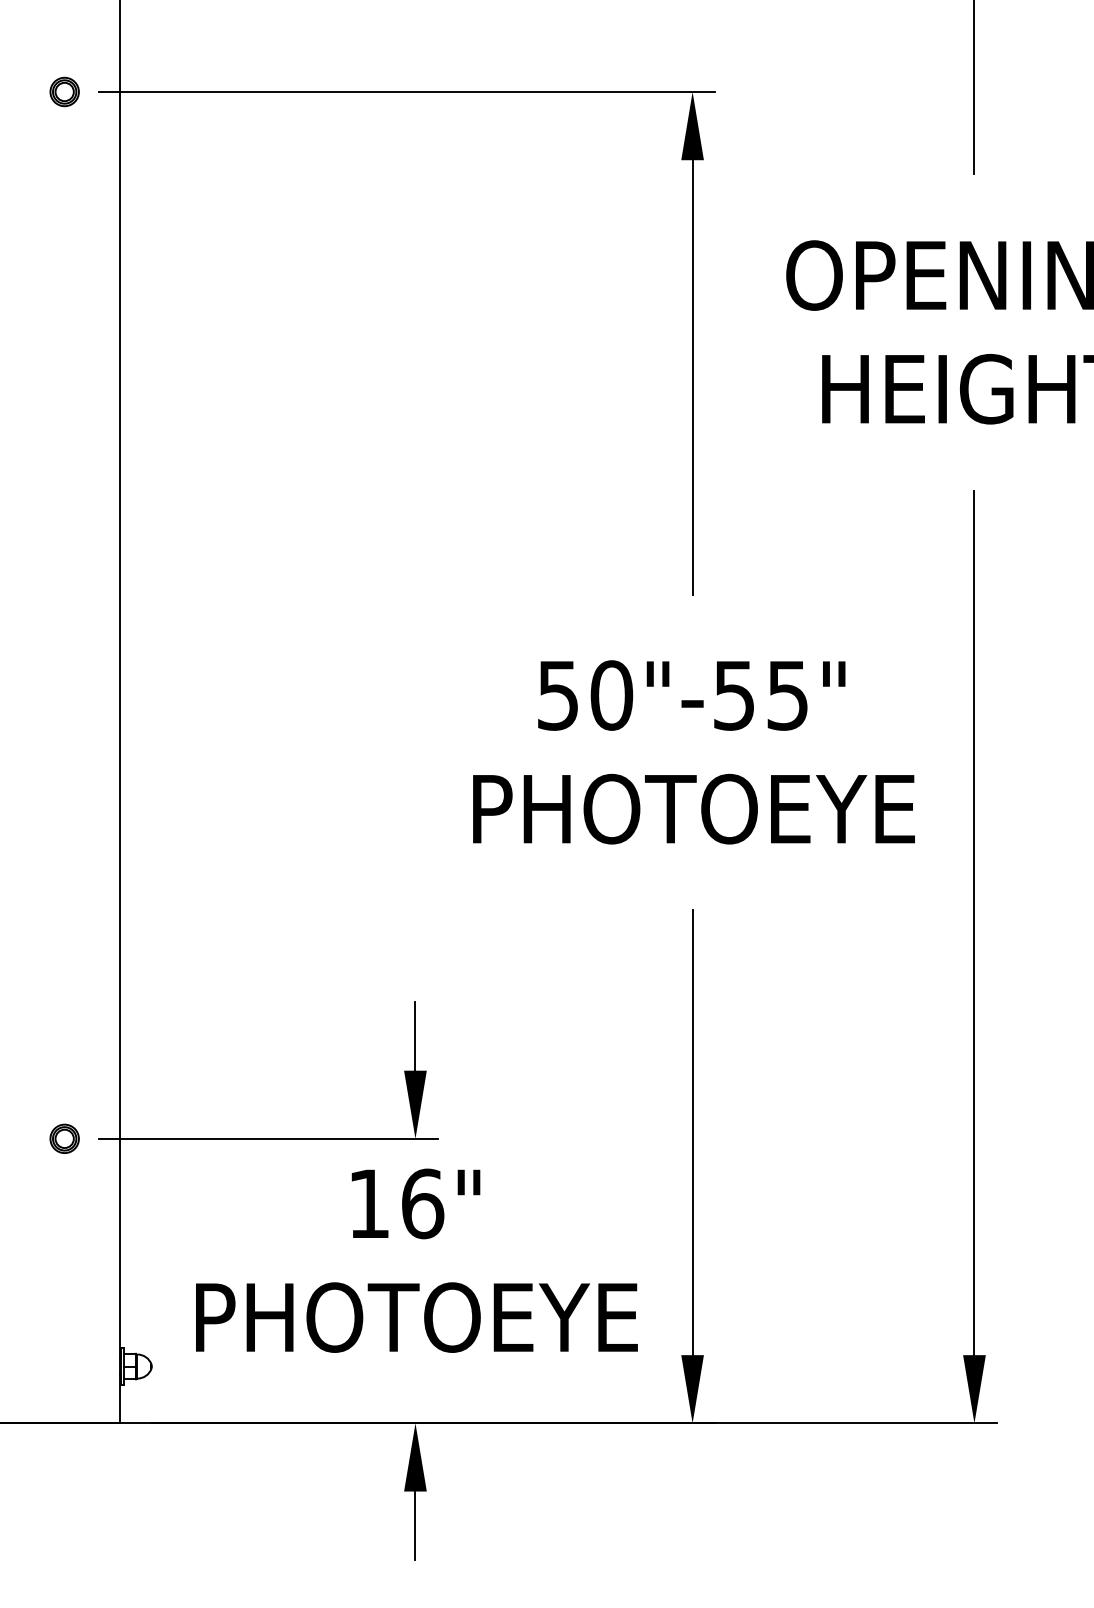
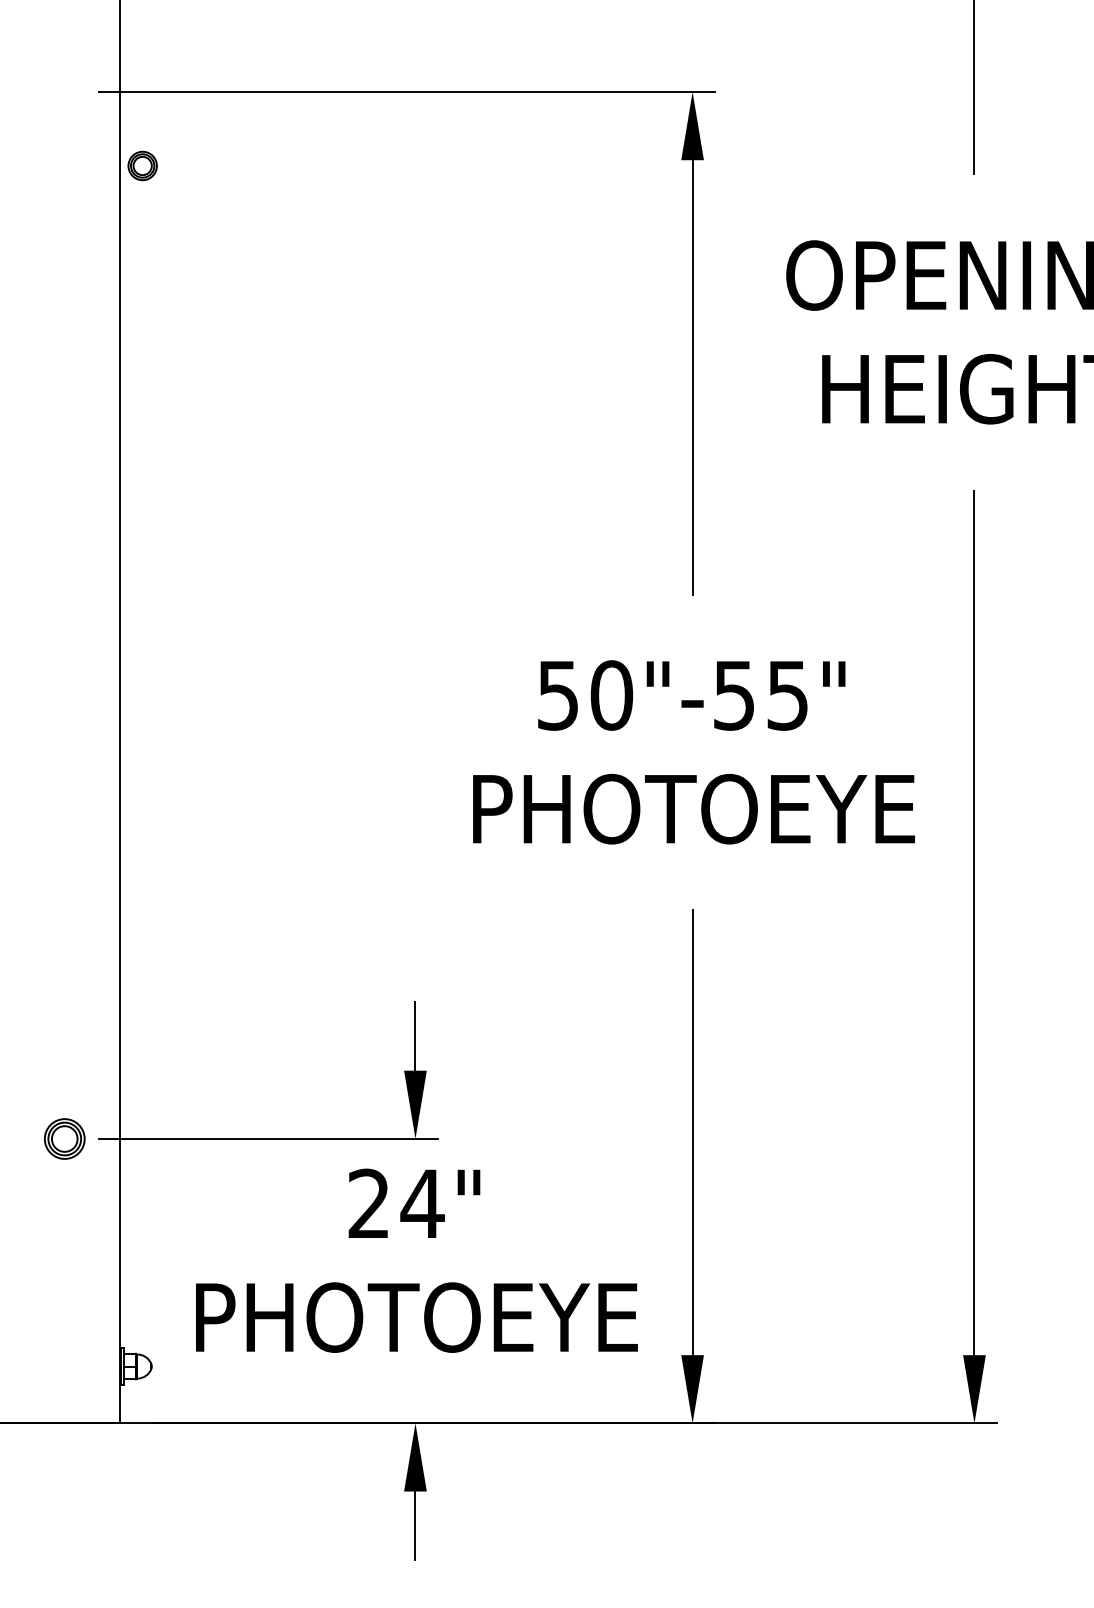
part position: (64, 91) -> (142, 165) (142, 165)
part size: 31x31 px -> 42x42 px (64, 1138)
text: 16" -> 24" (396, 1203)
